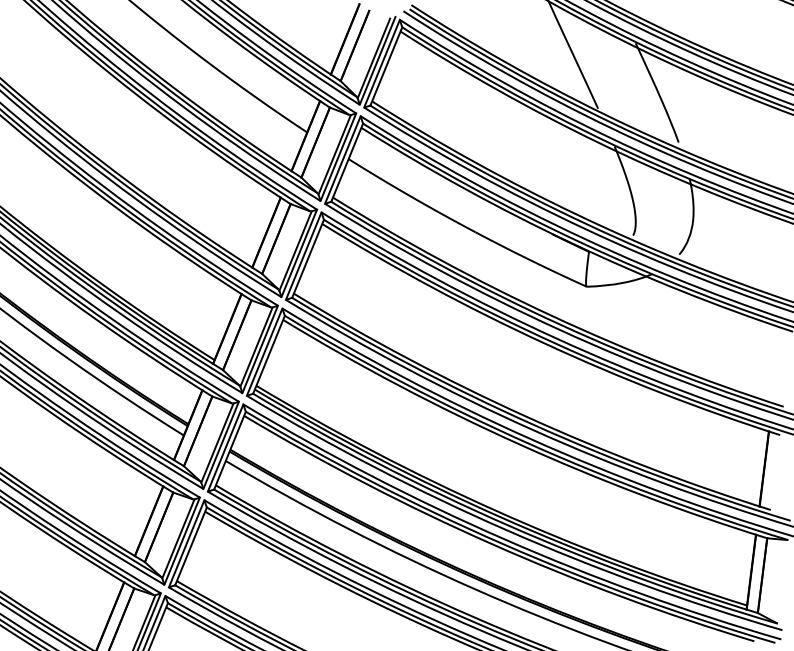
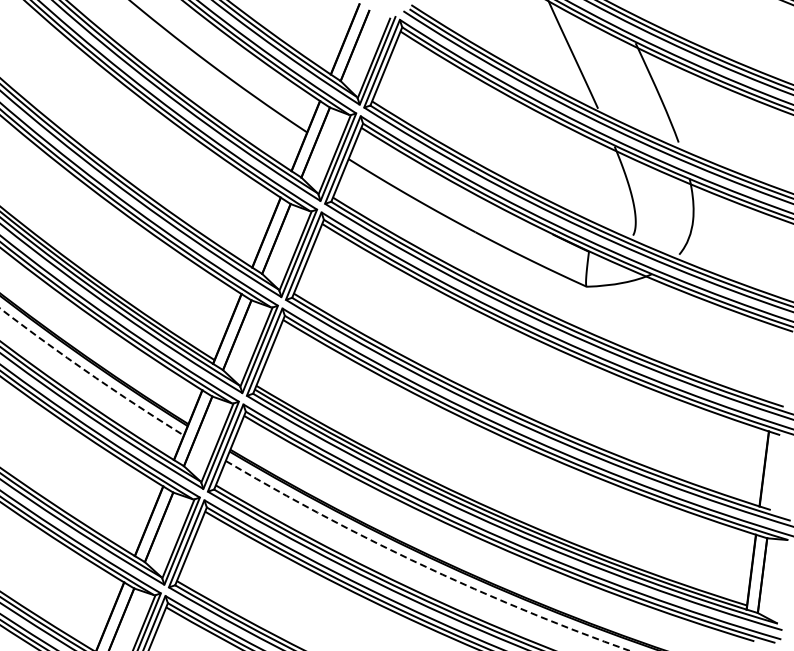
arc: solid -> dashed (91, 375)
arc: solid -> dashed (421, 565)
